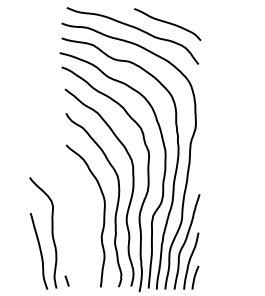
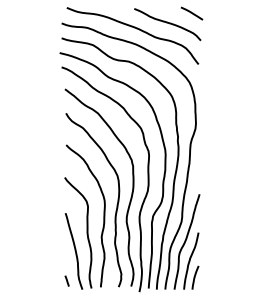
line: none -> present (191, 13)
part position: (43, 233) -> (78, 233) (78, 233)
